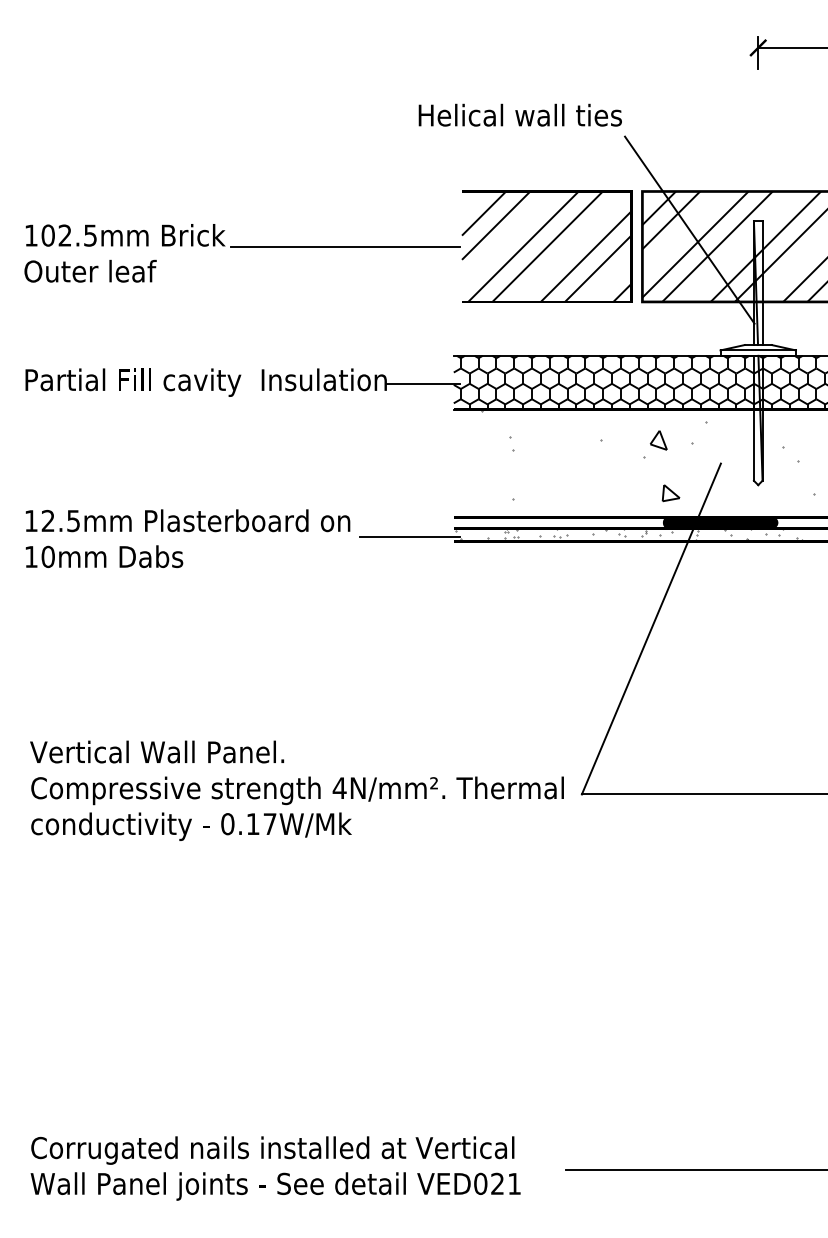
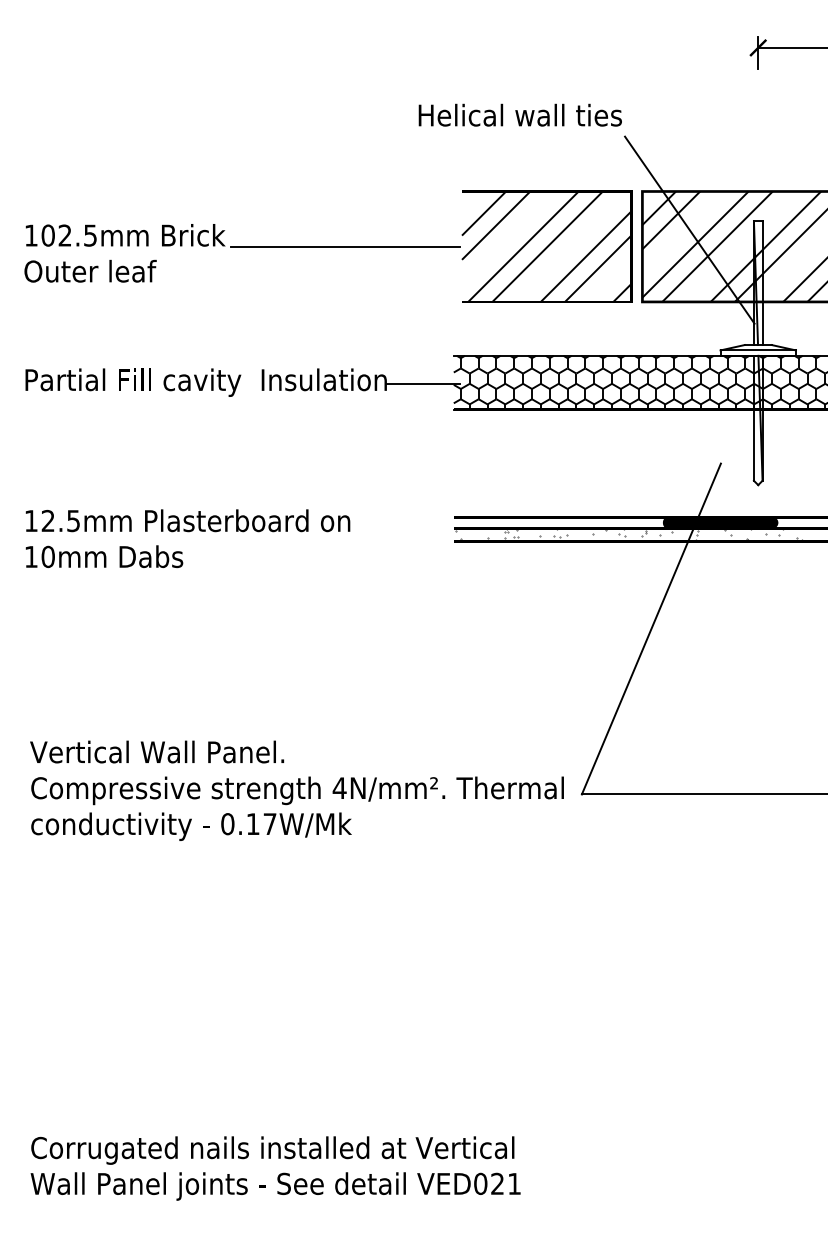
hatch: present -> none (648, 455)
line: present -> none (409, 537)
line: present -> none (695, 1170)
